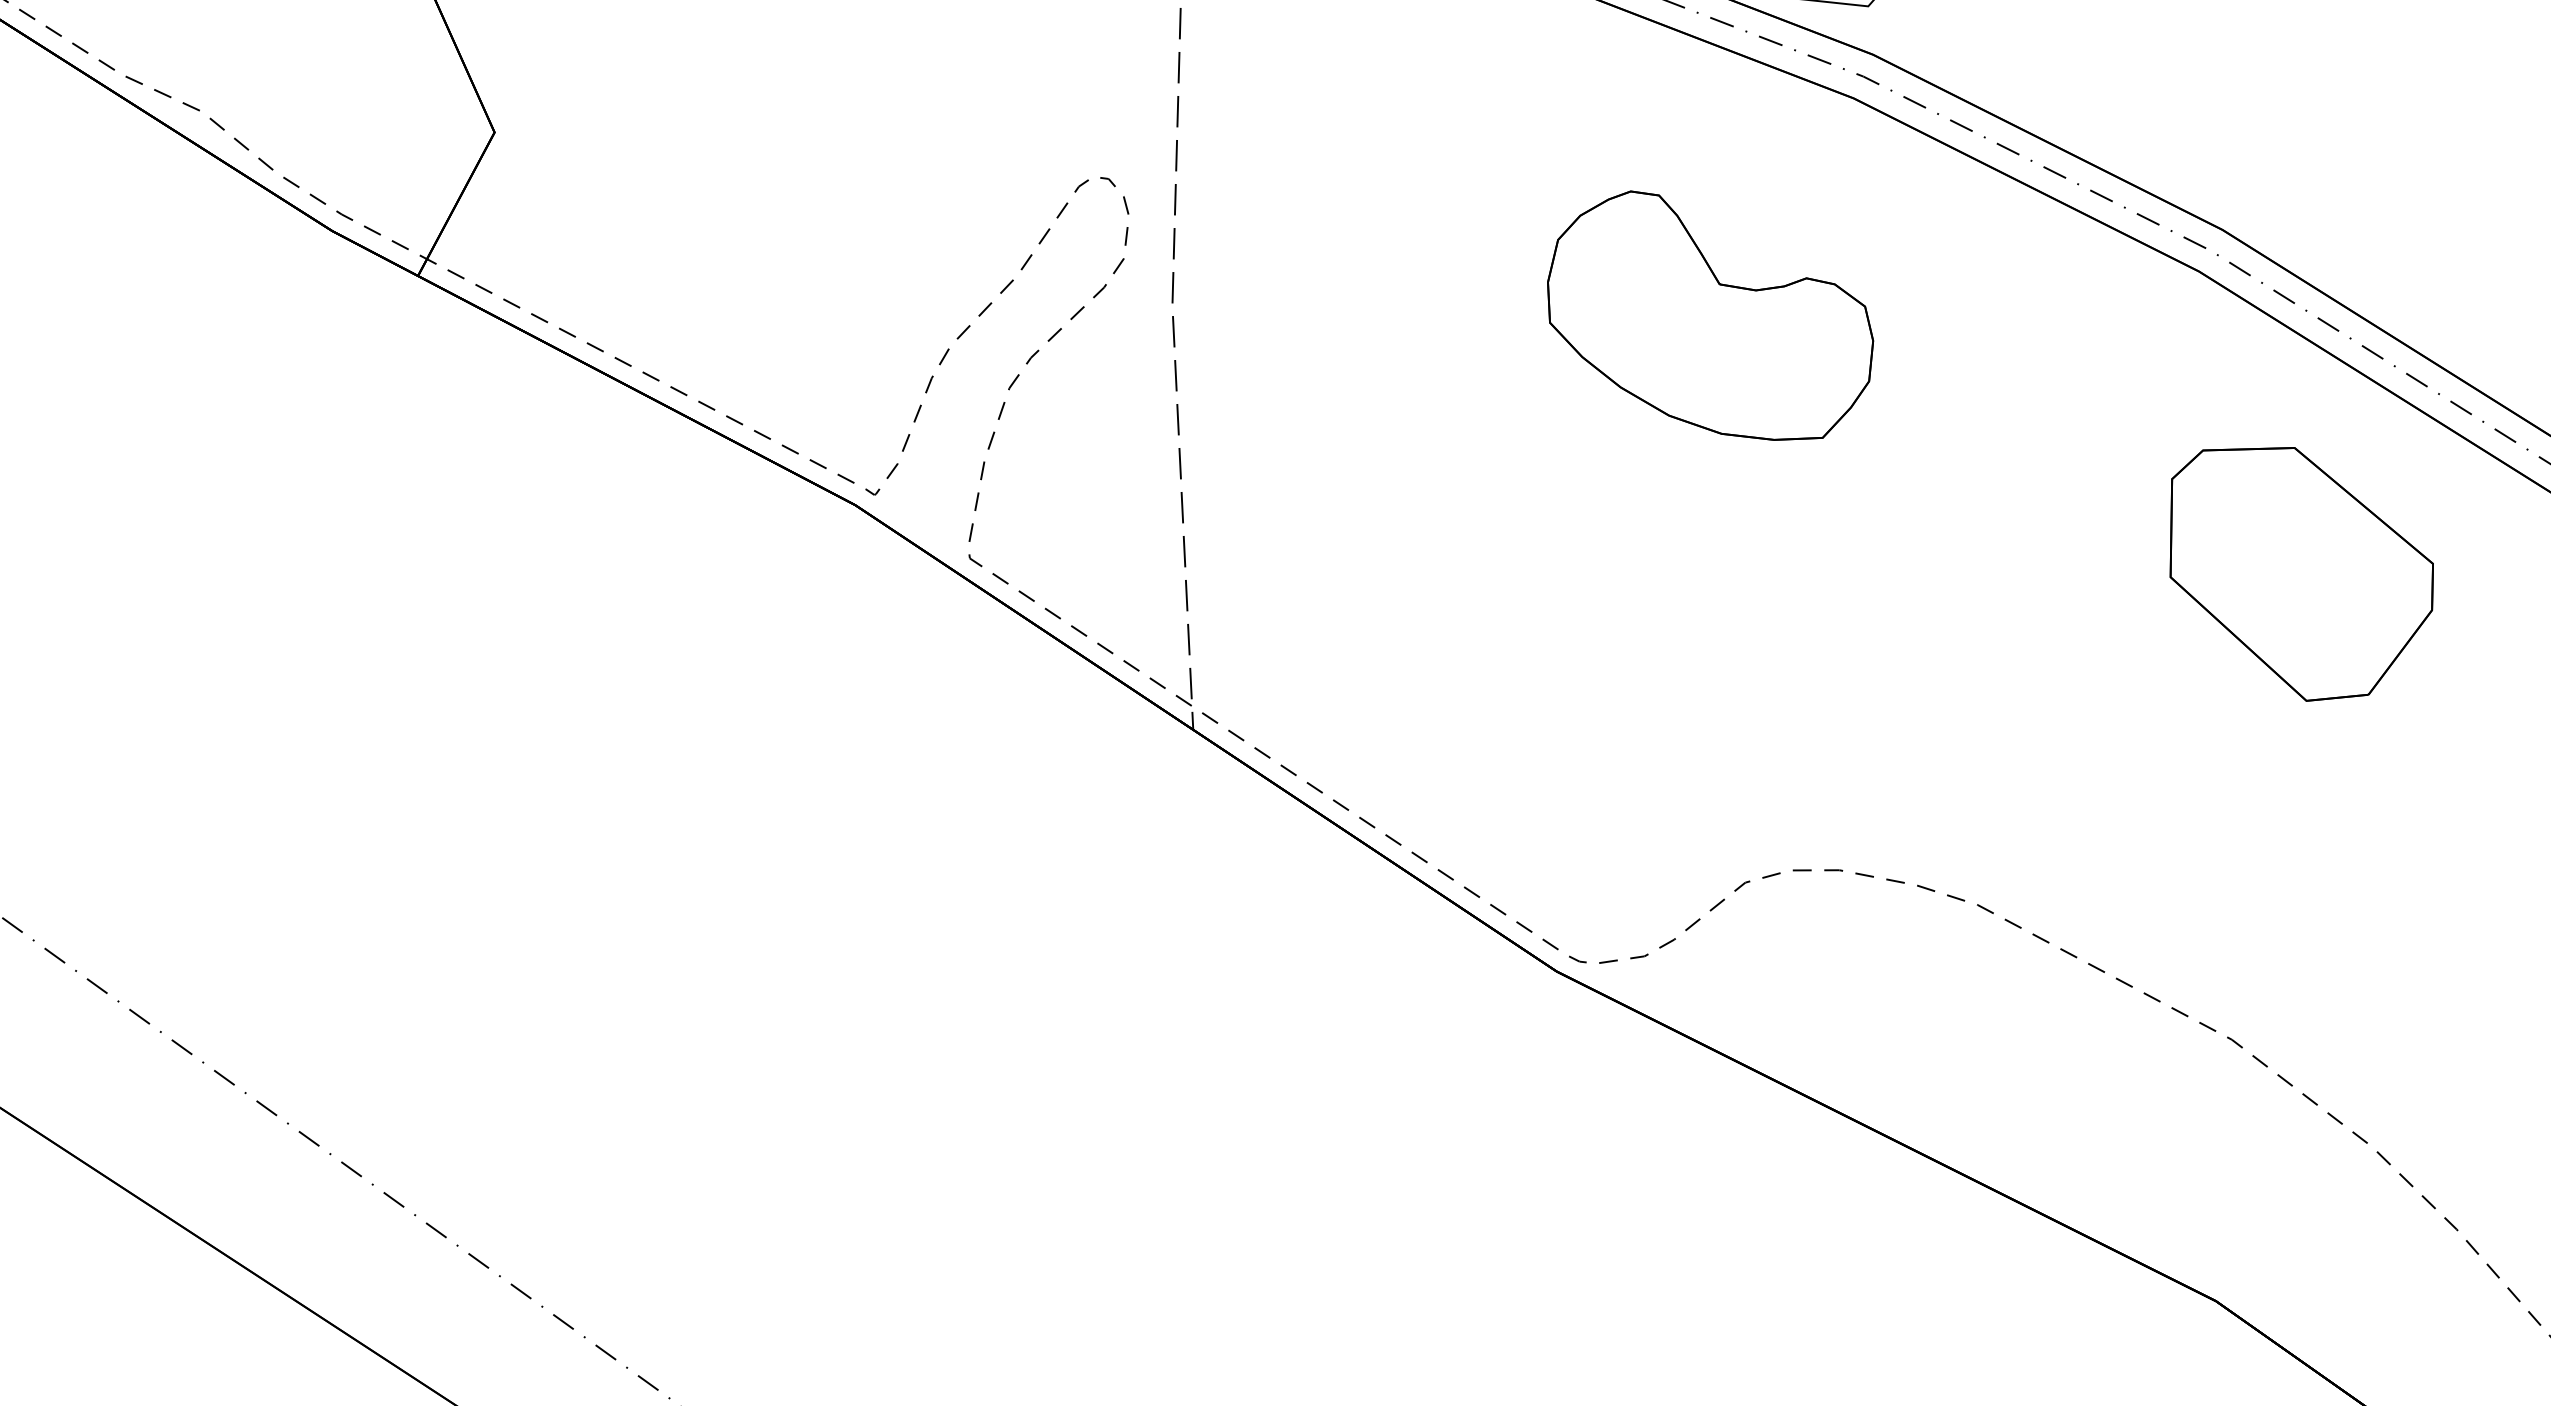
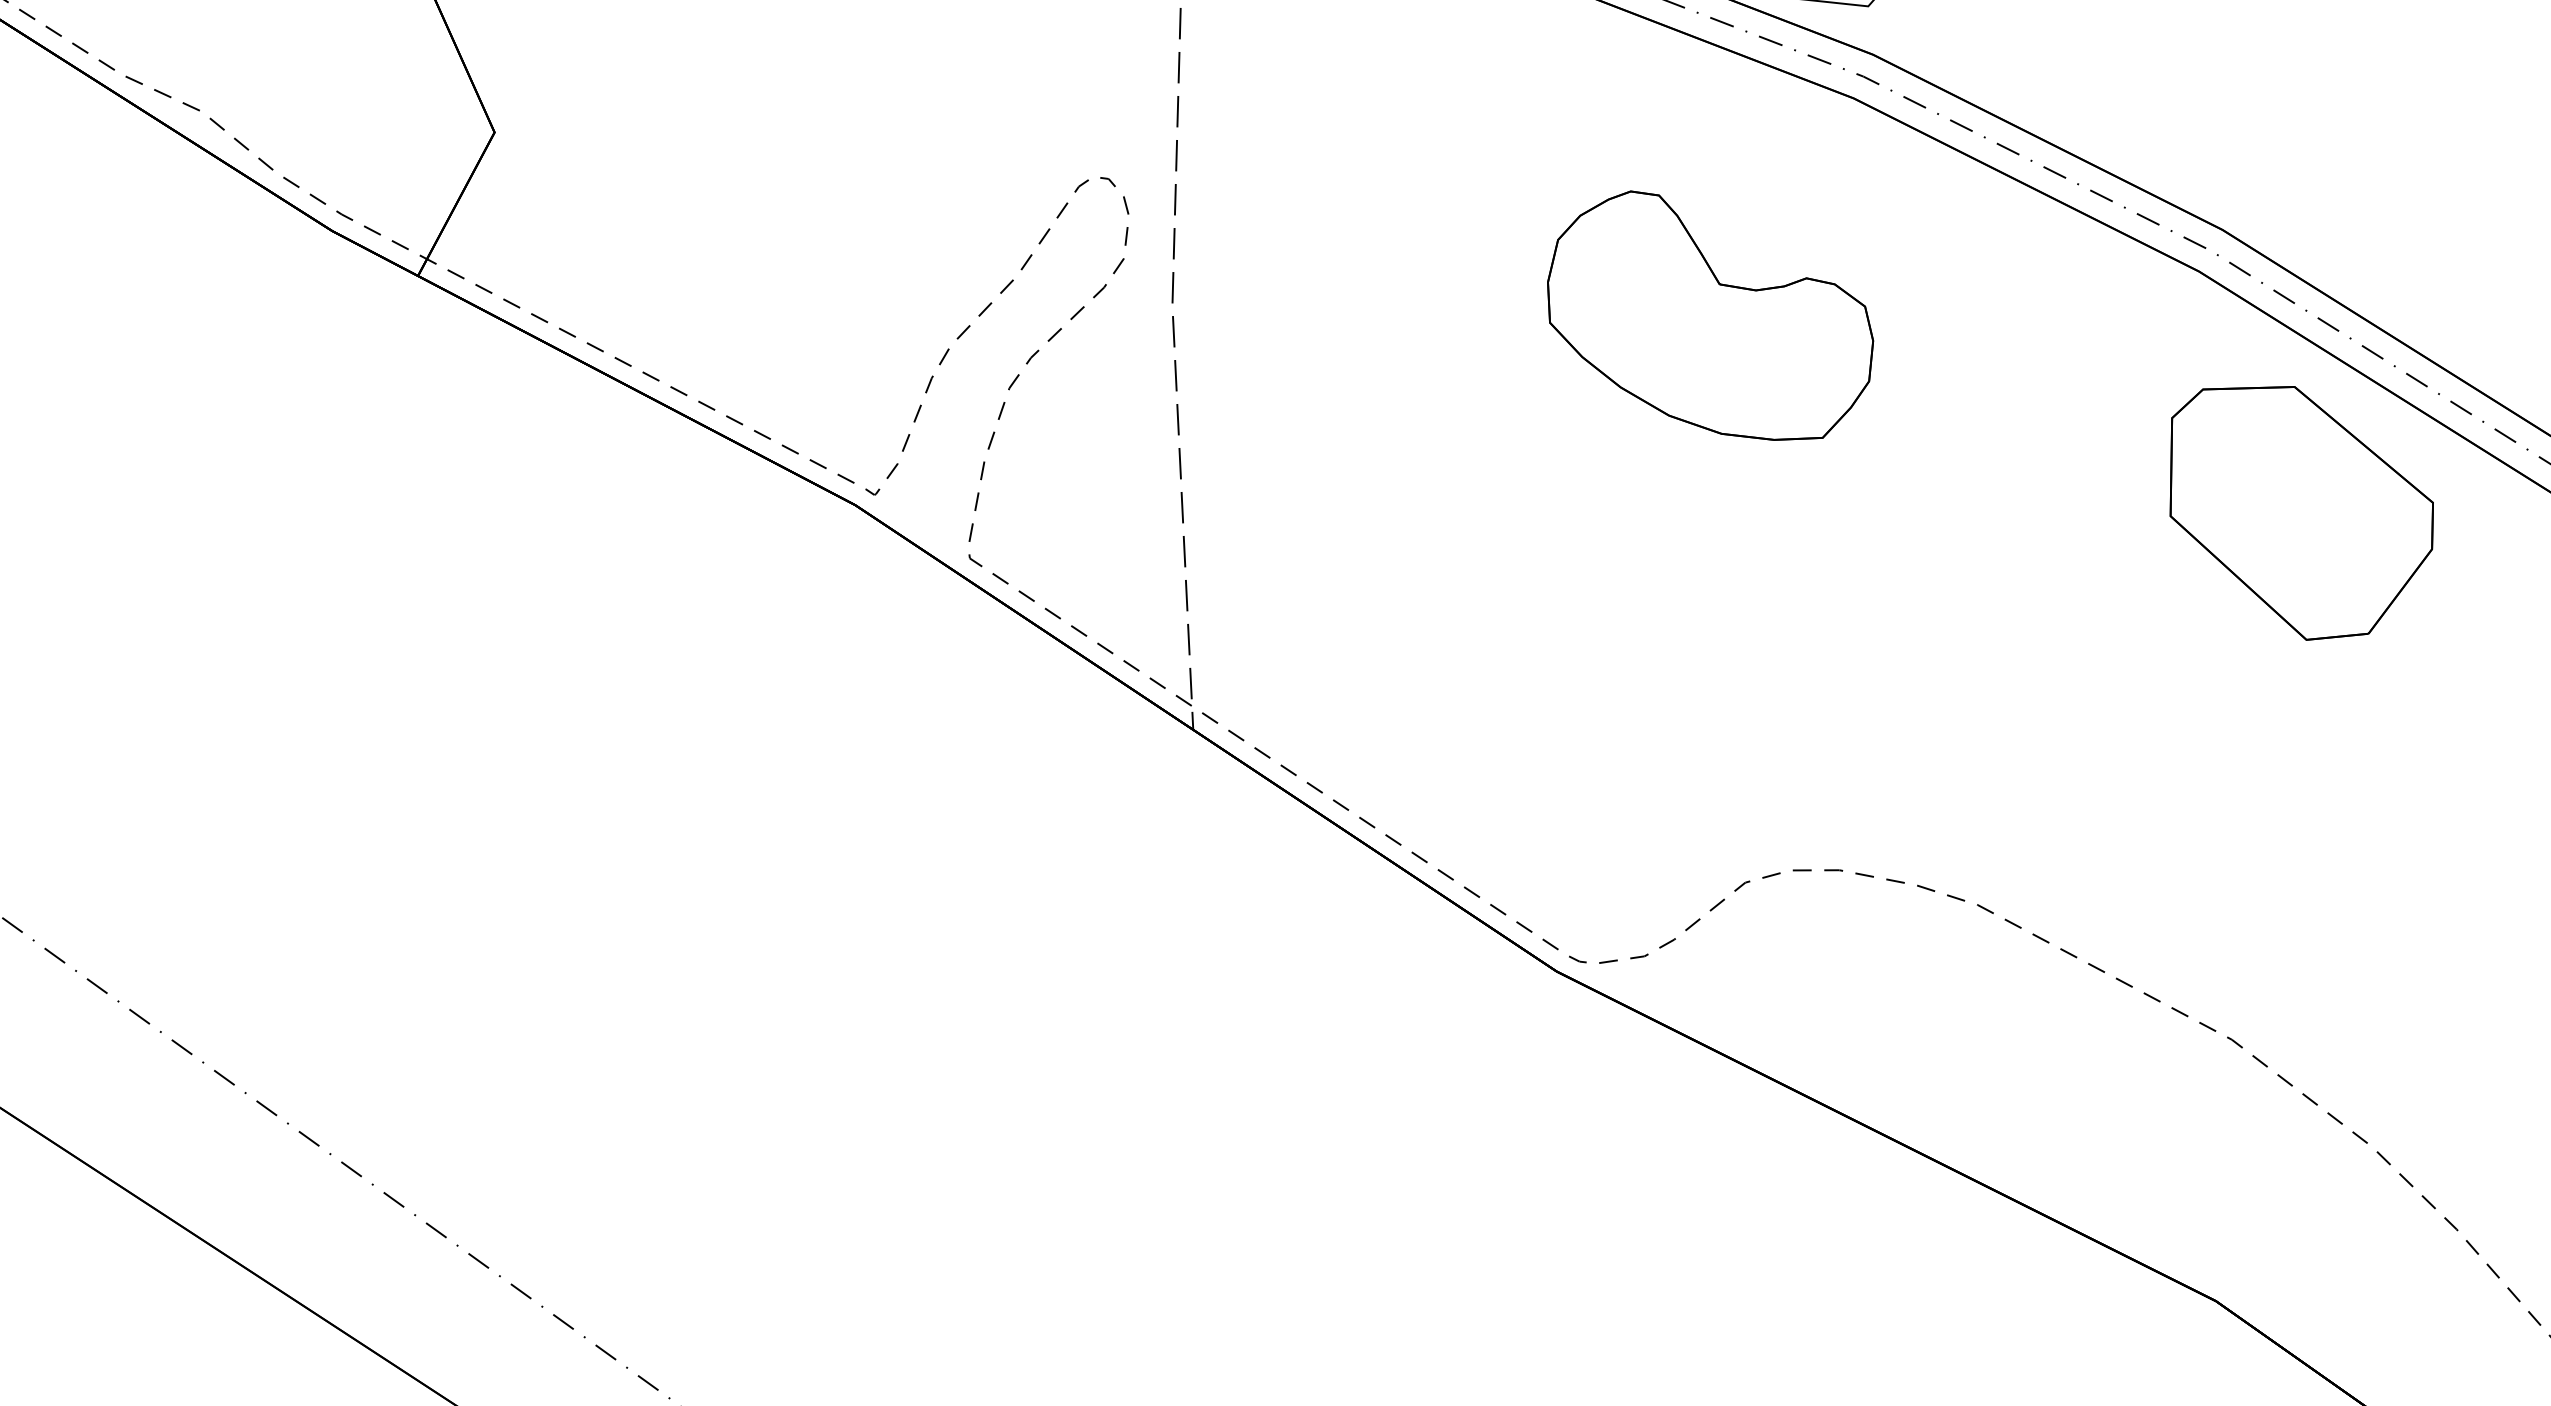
part position: (2301, 574) -> (2301, 513) (2301, 513)
